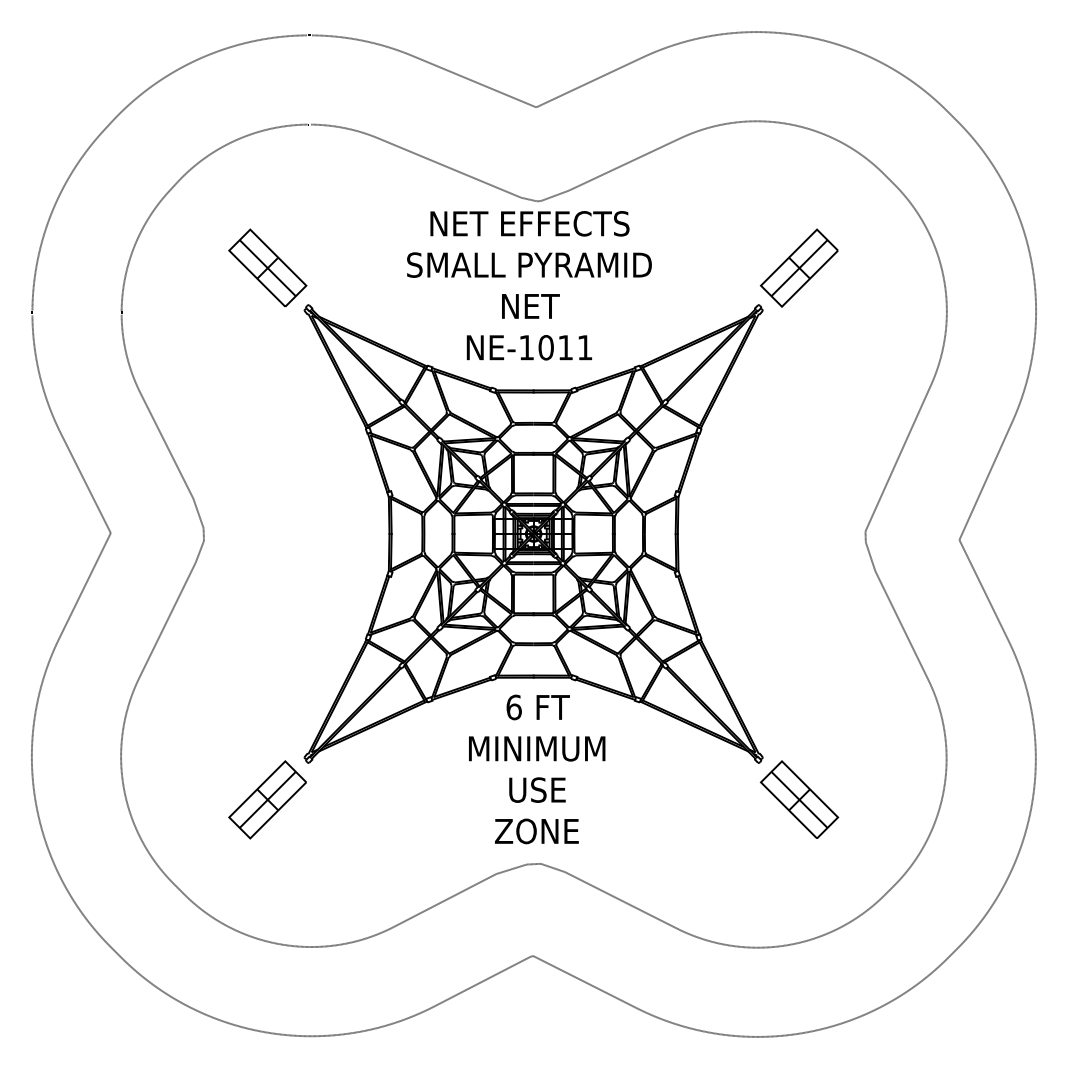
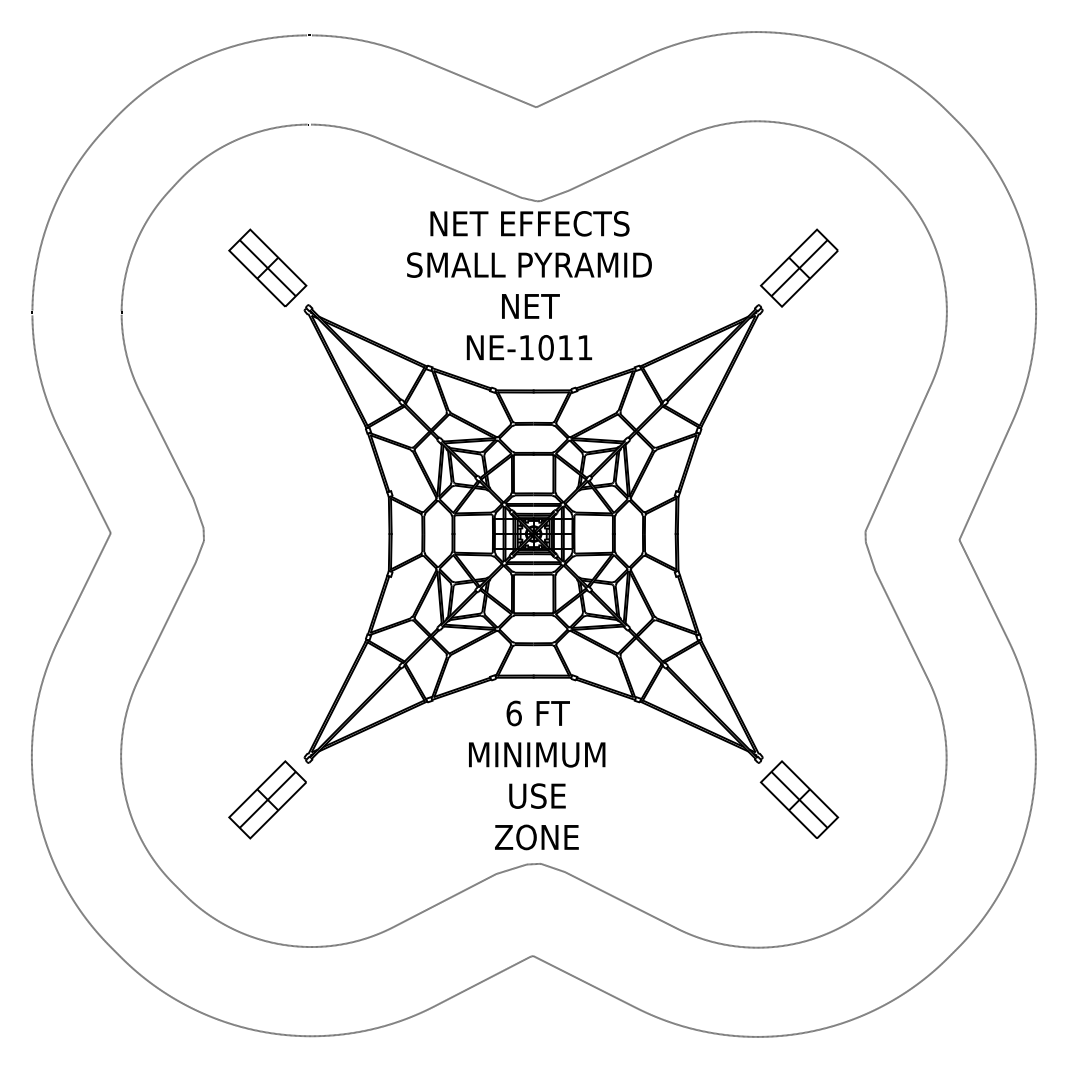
text position: (537, 769) -> (537, 775) (537, 775)
